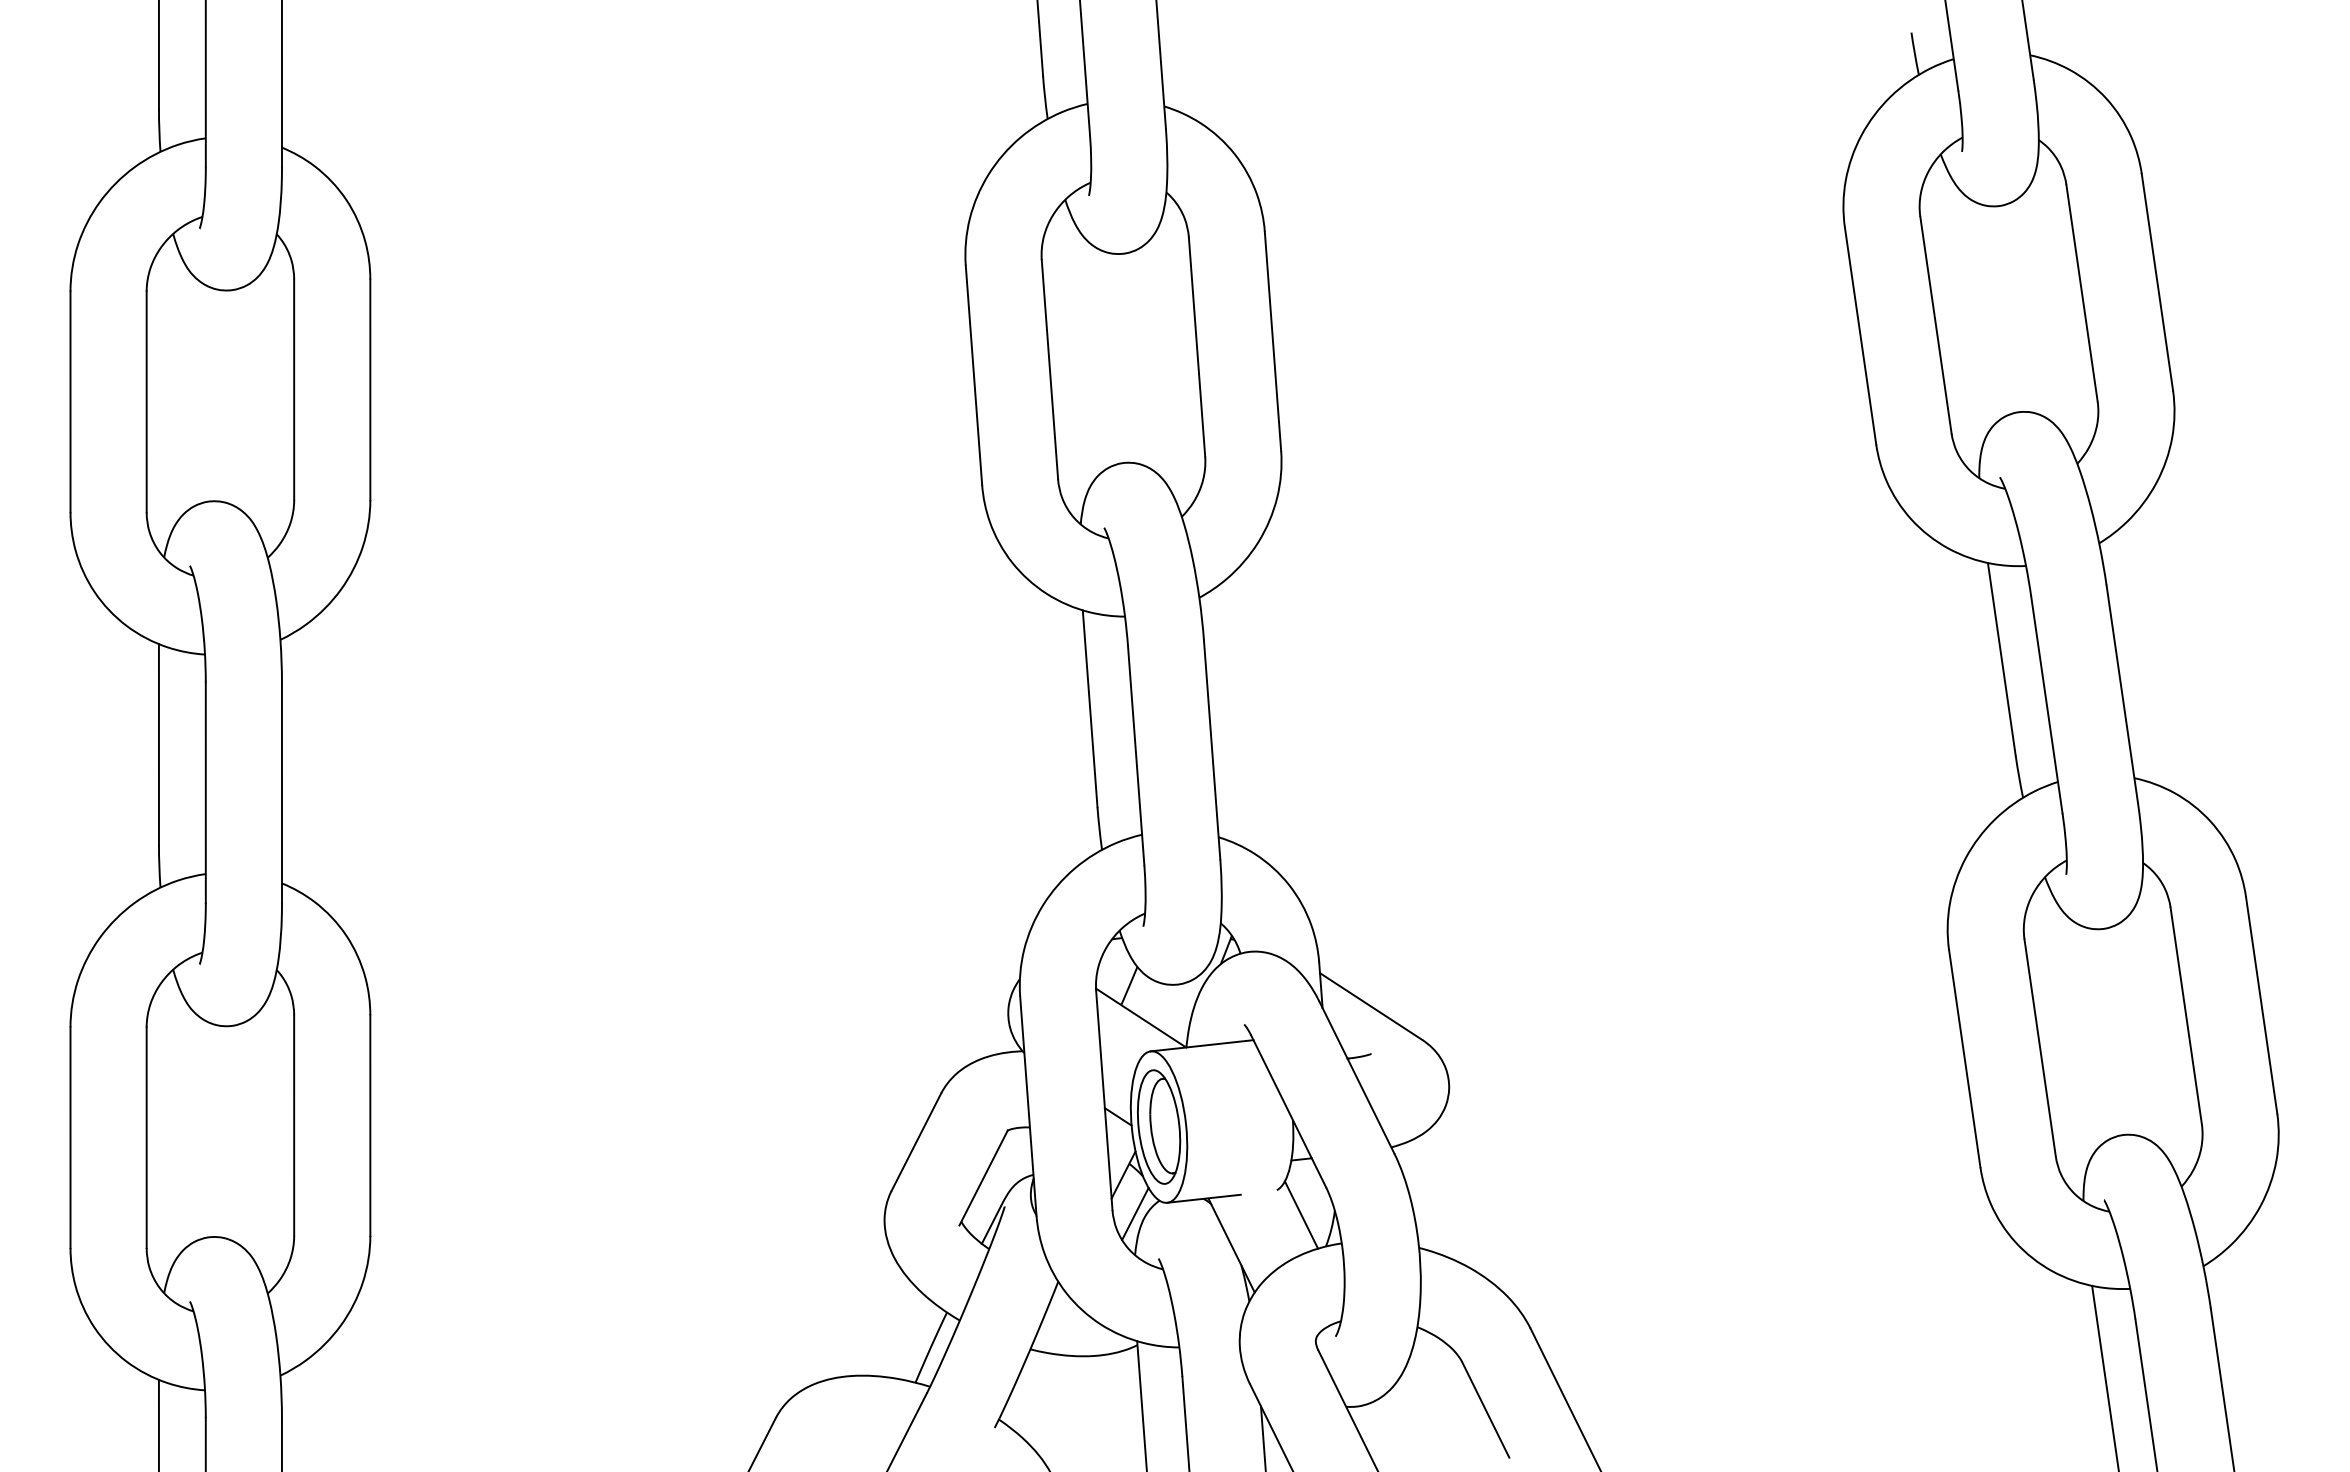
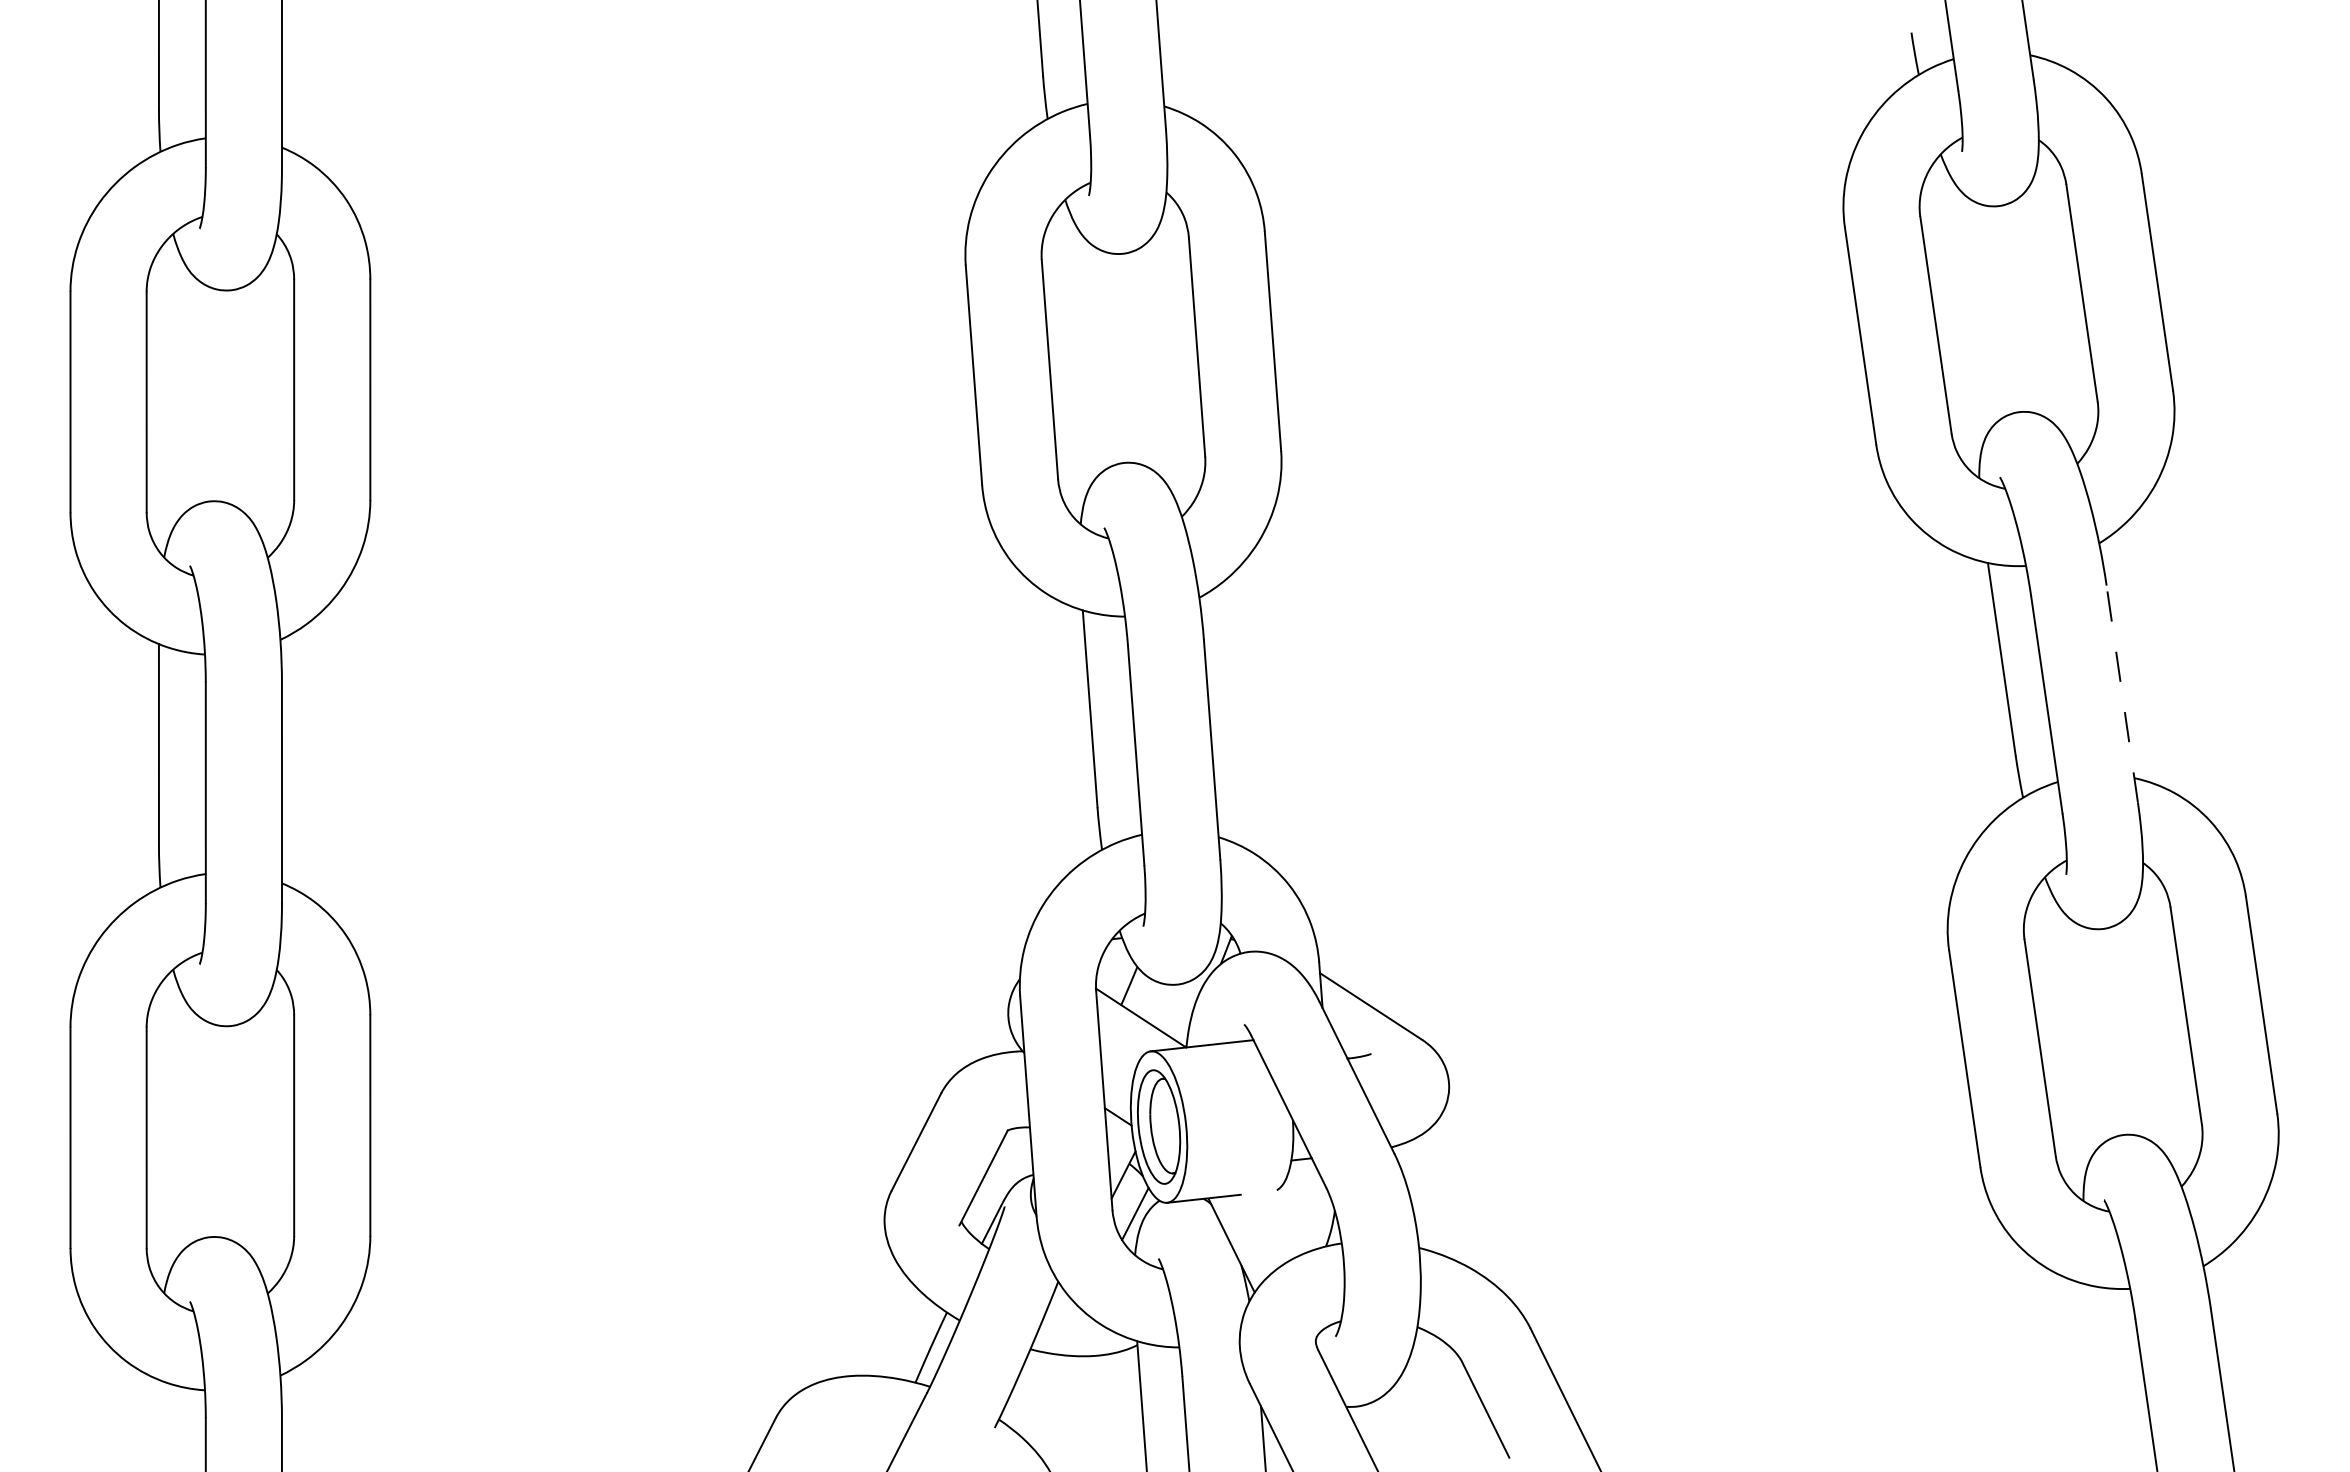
line: solid -> dashed (2122, 694)
line: present -> none (1301, 1214)
line: present -> none (2105, 1376)
line: present -> none (158, 1423)
